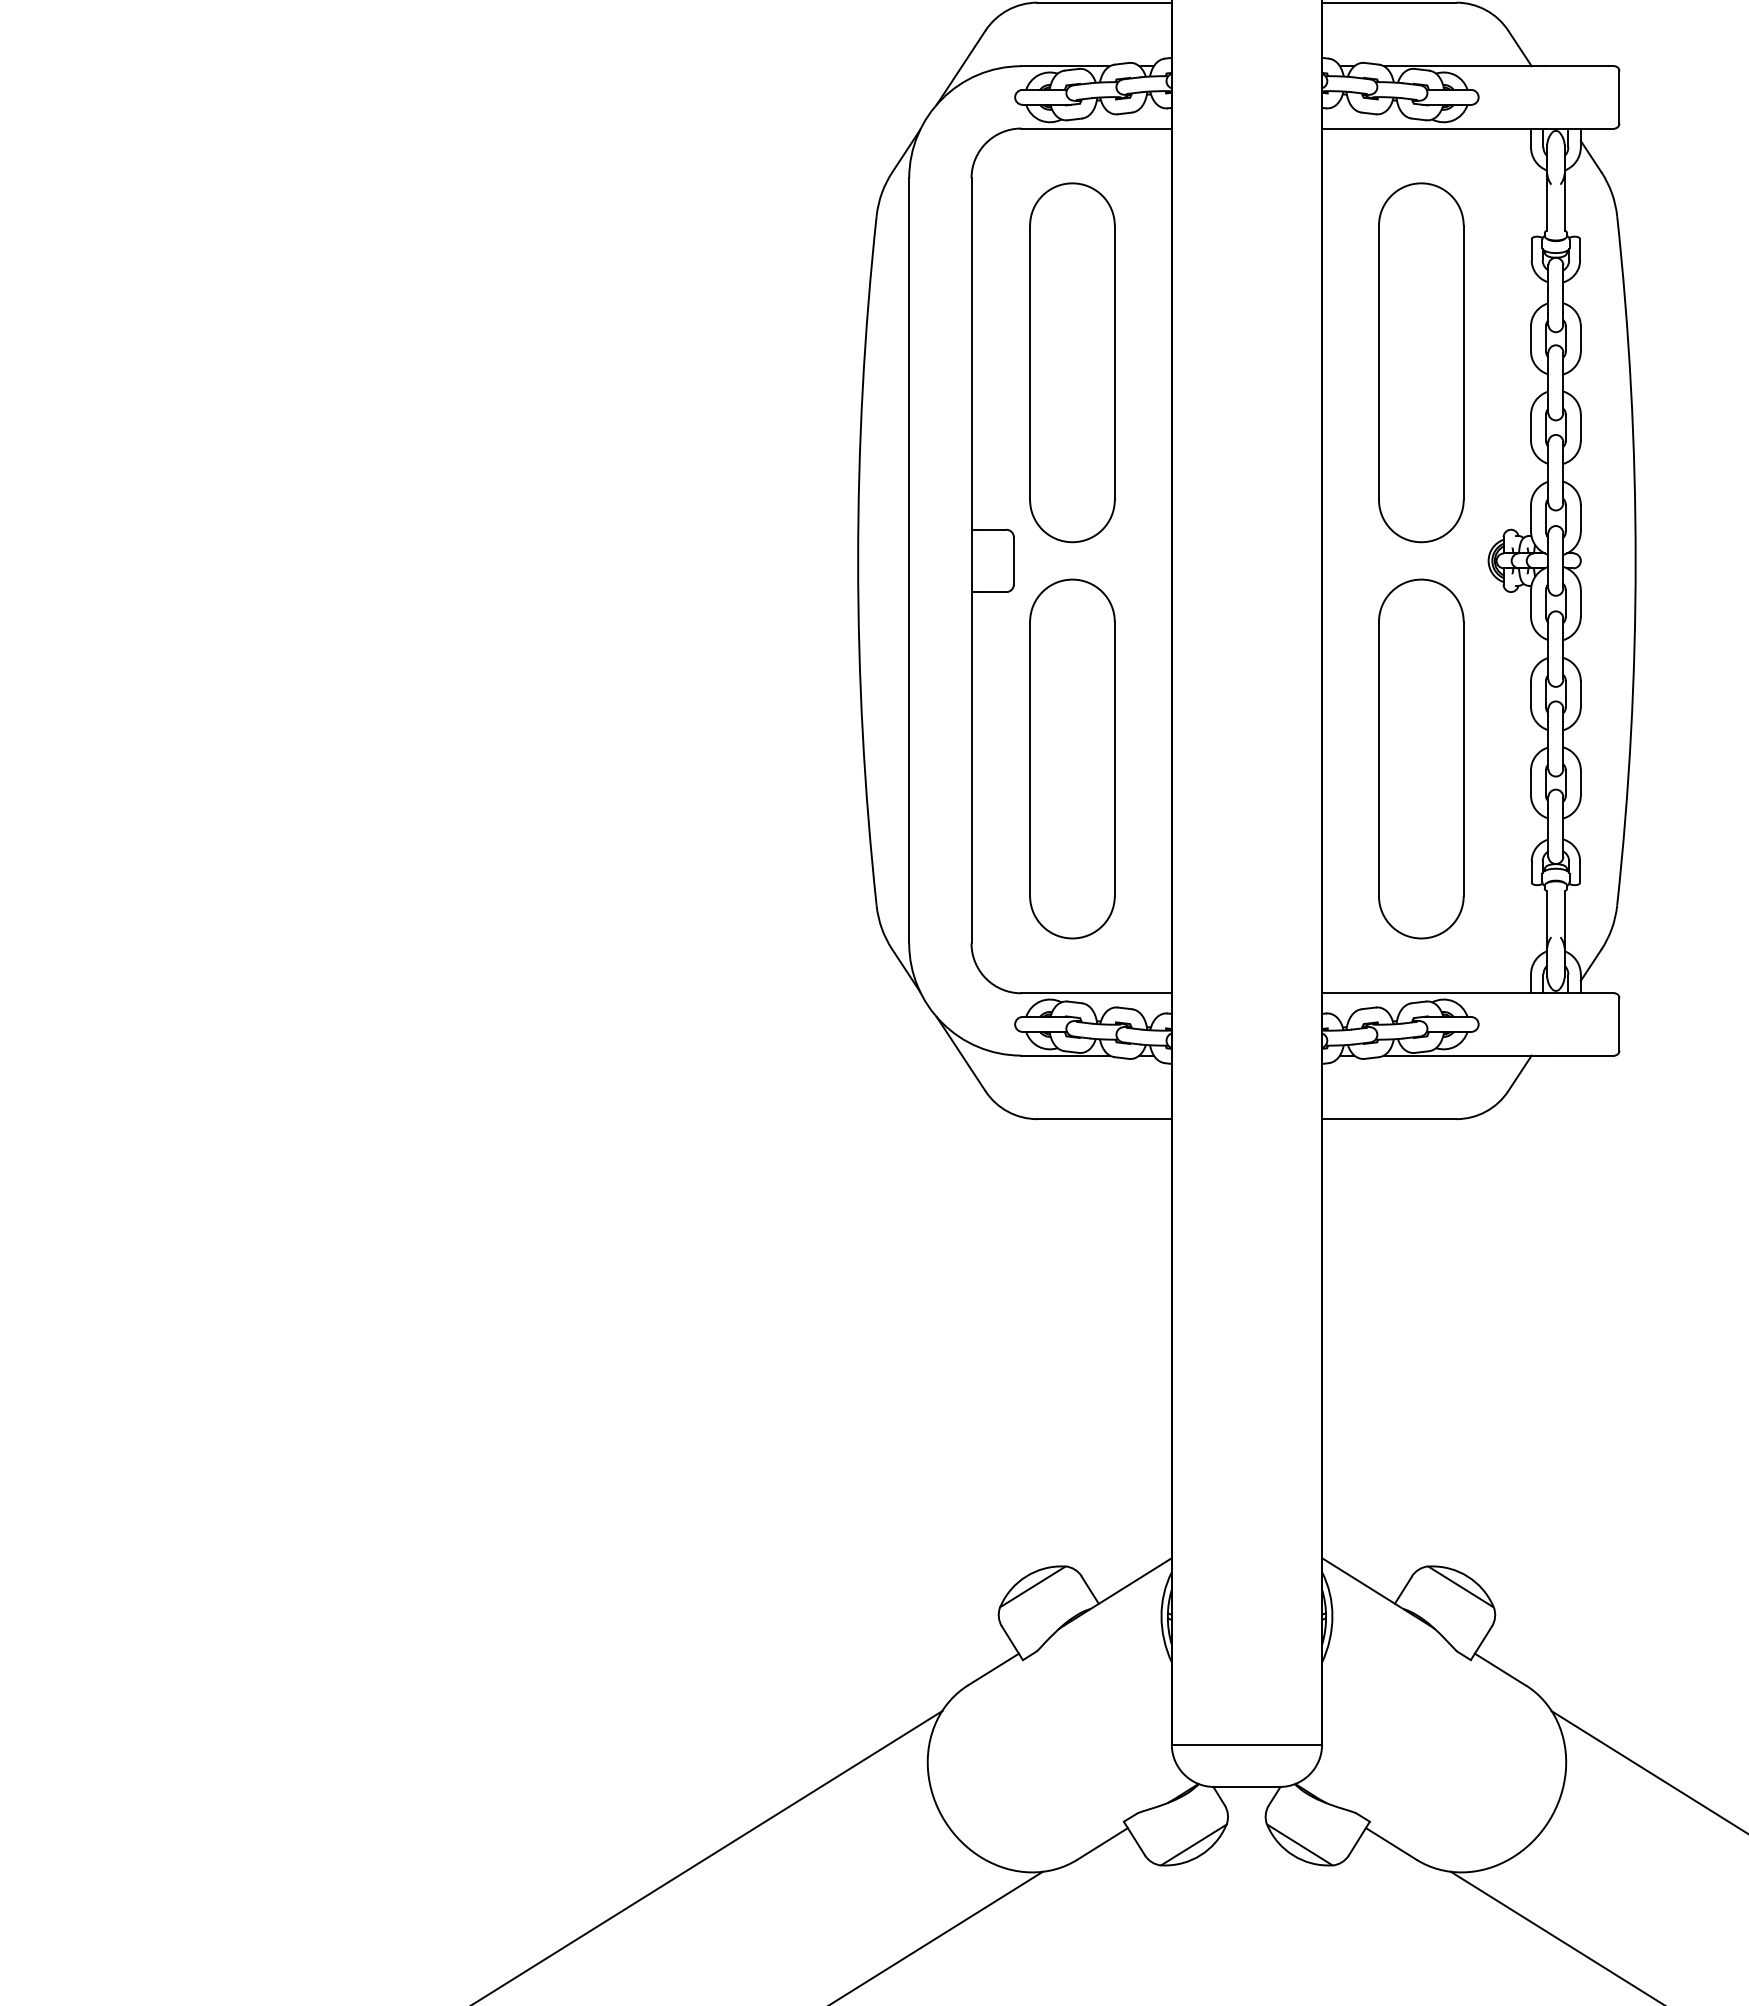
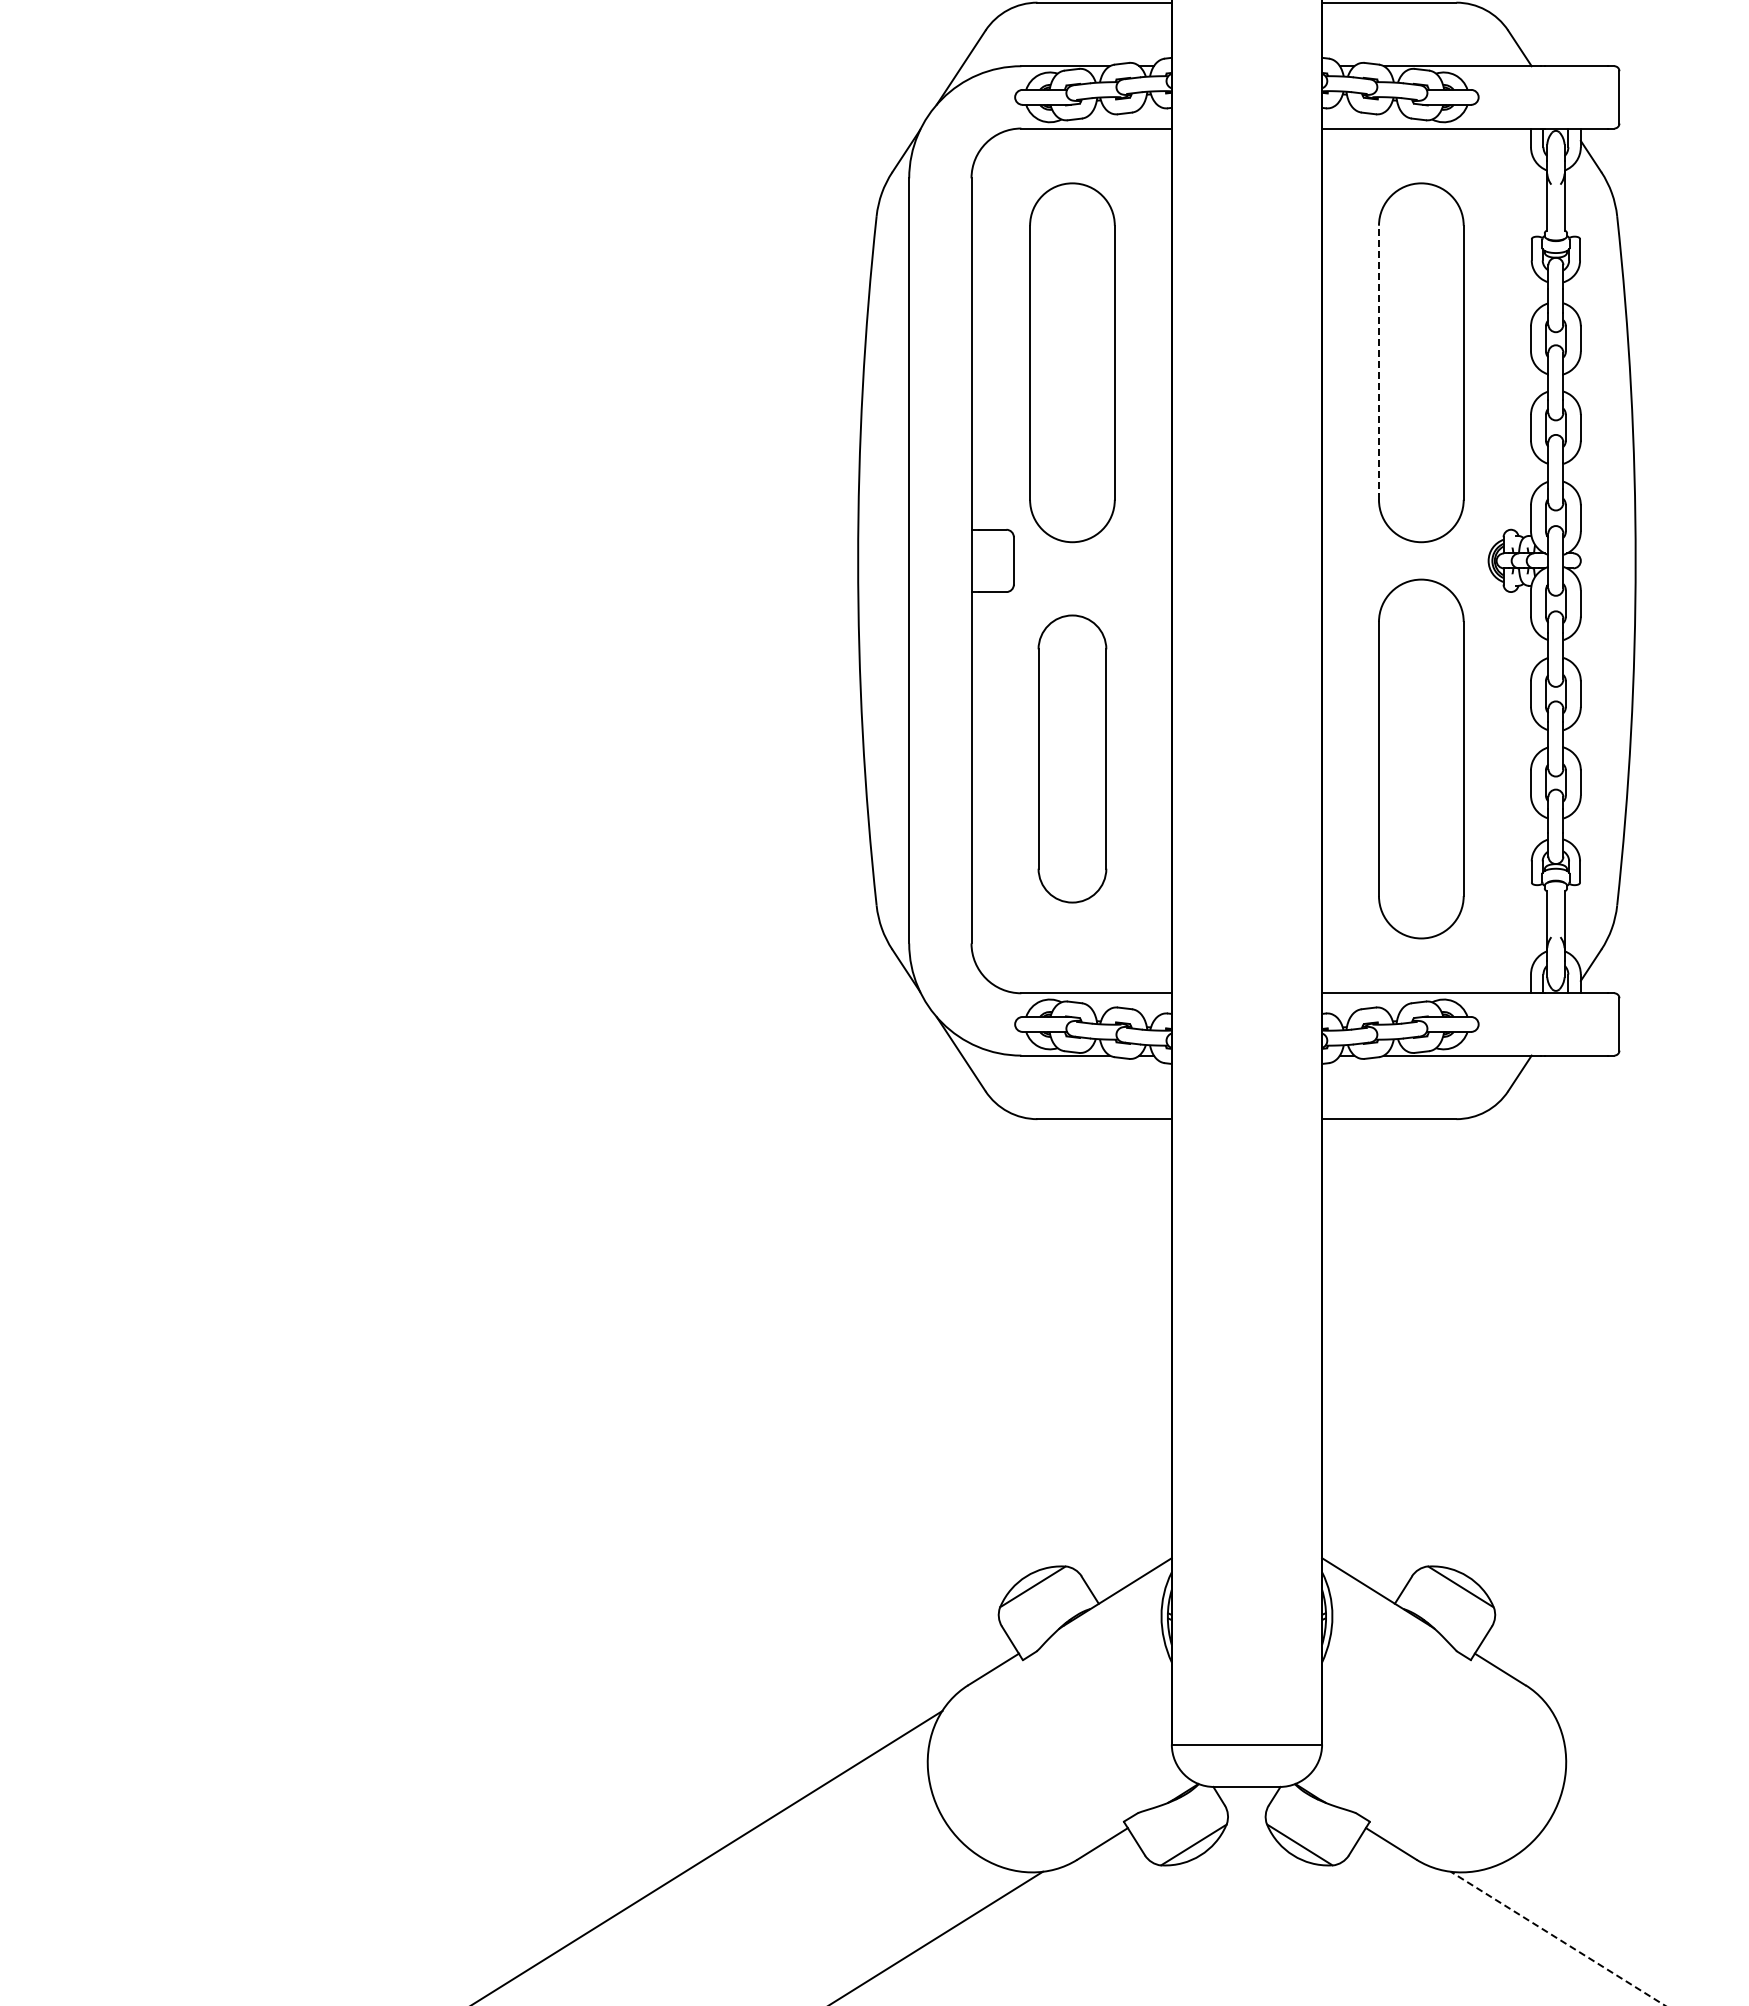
line: solid -> dashed (1378, 362)
part size: 87x362 px -> 71x290 px (1072, 758)
line: present -> none (1648, 1771)
line: solid -> dashed (1557, 1938)
